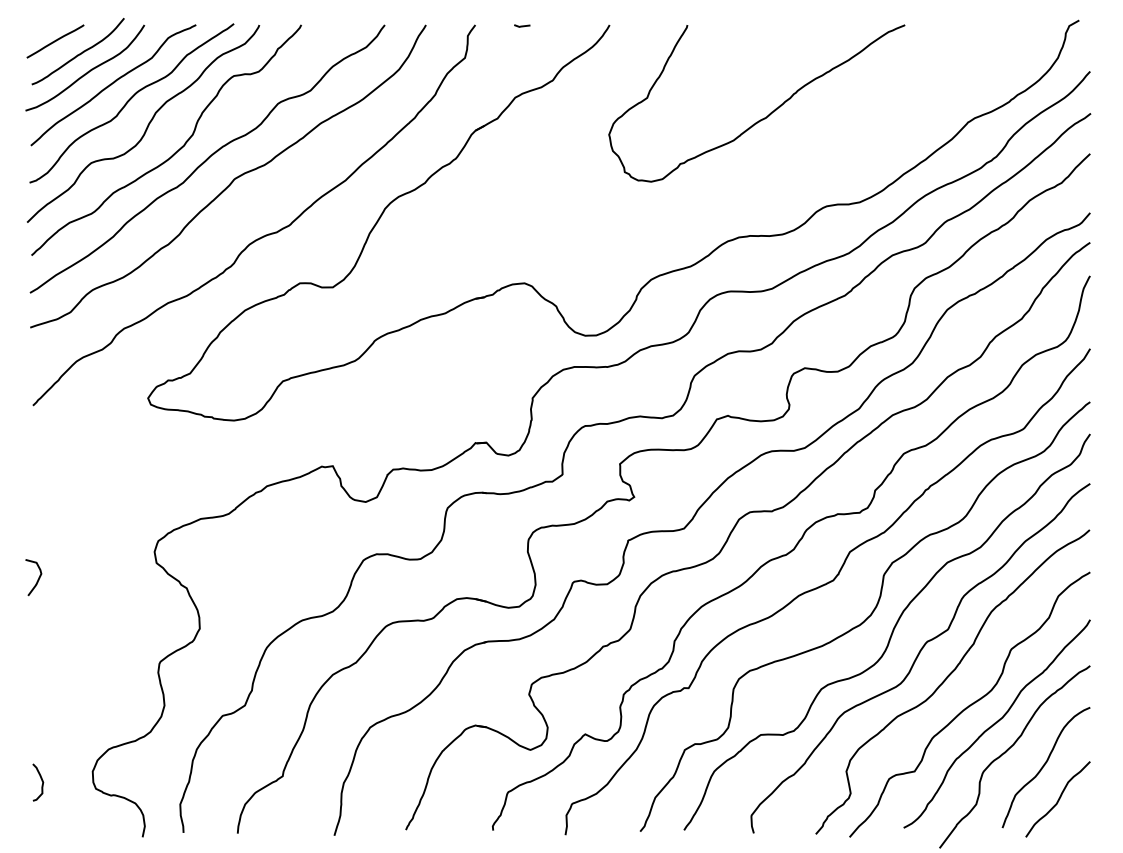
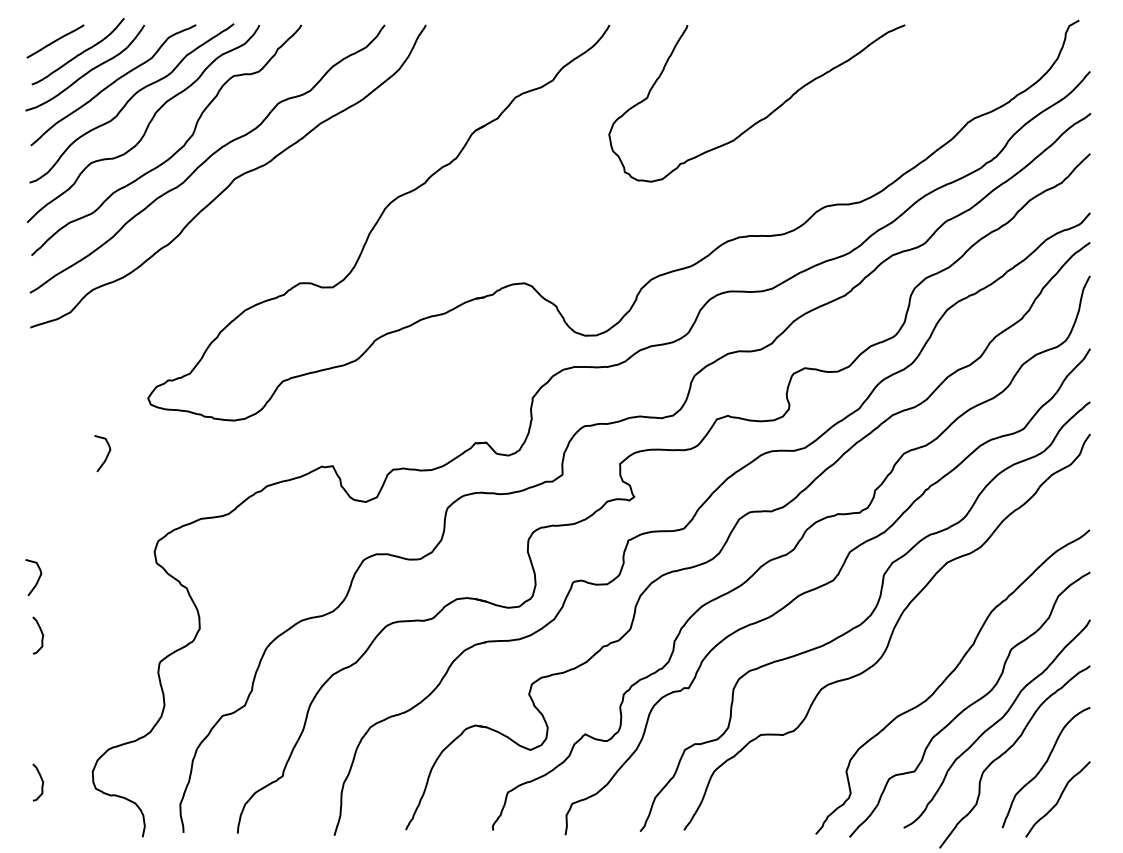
line: present -> none (522, 25)
curve: present -> none (263, 235)
curve: none -> present (106, 455)
curve: none -> present (41, 634)
curve: present -> none (918, 656)
